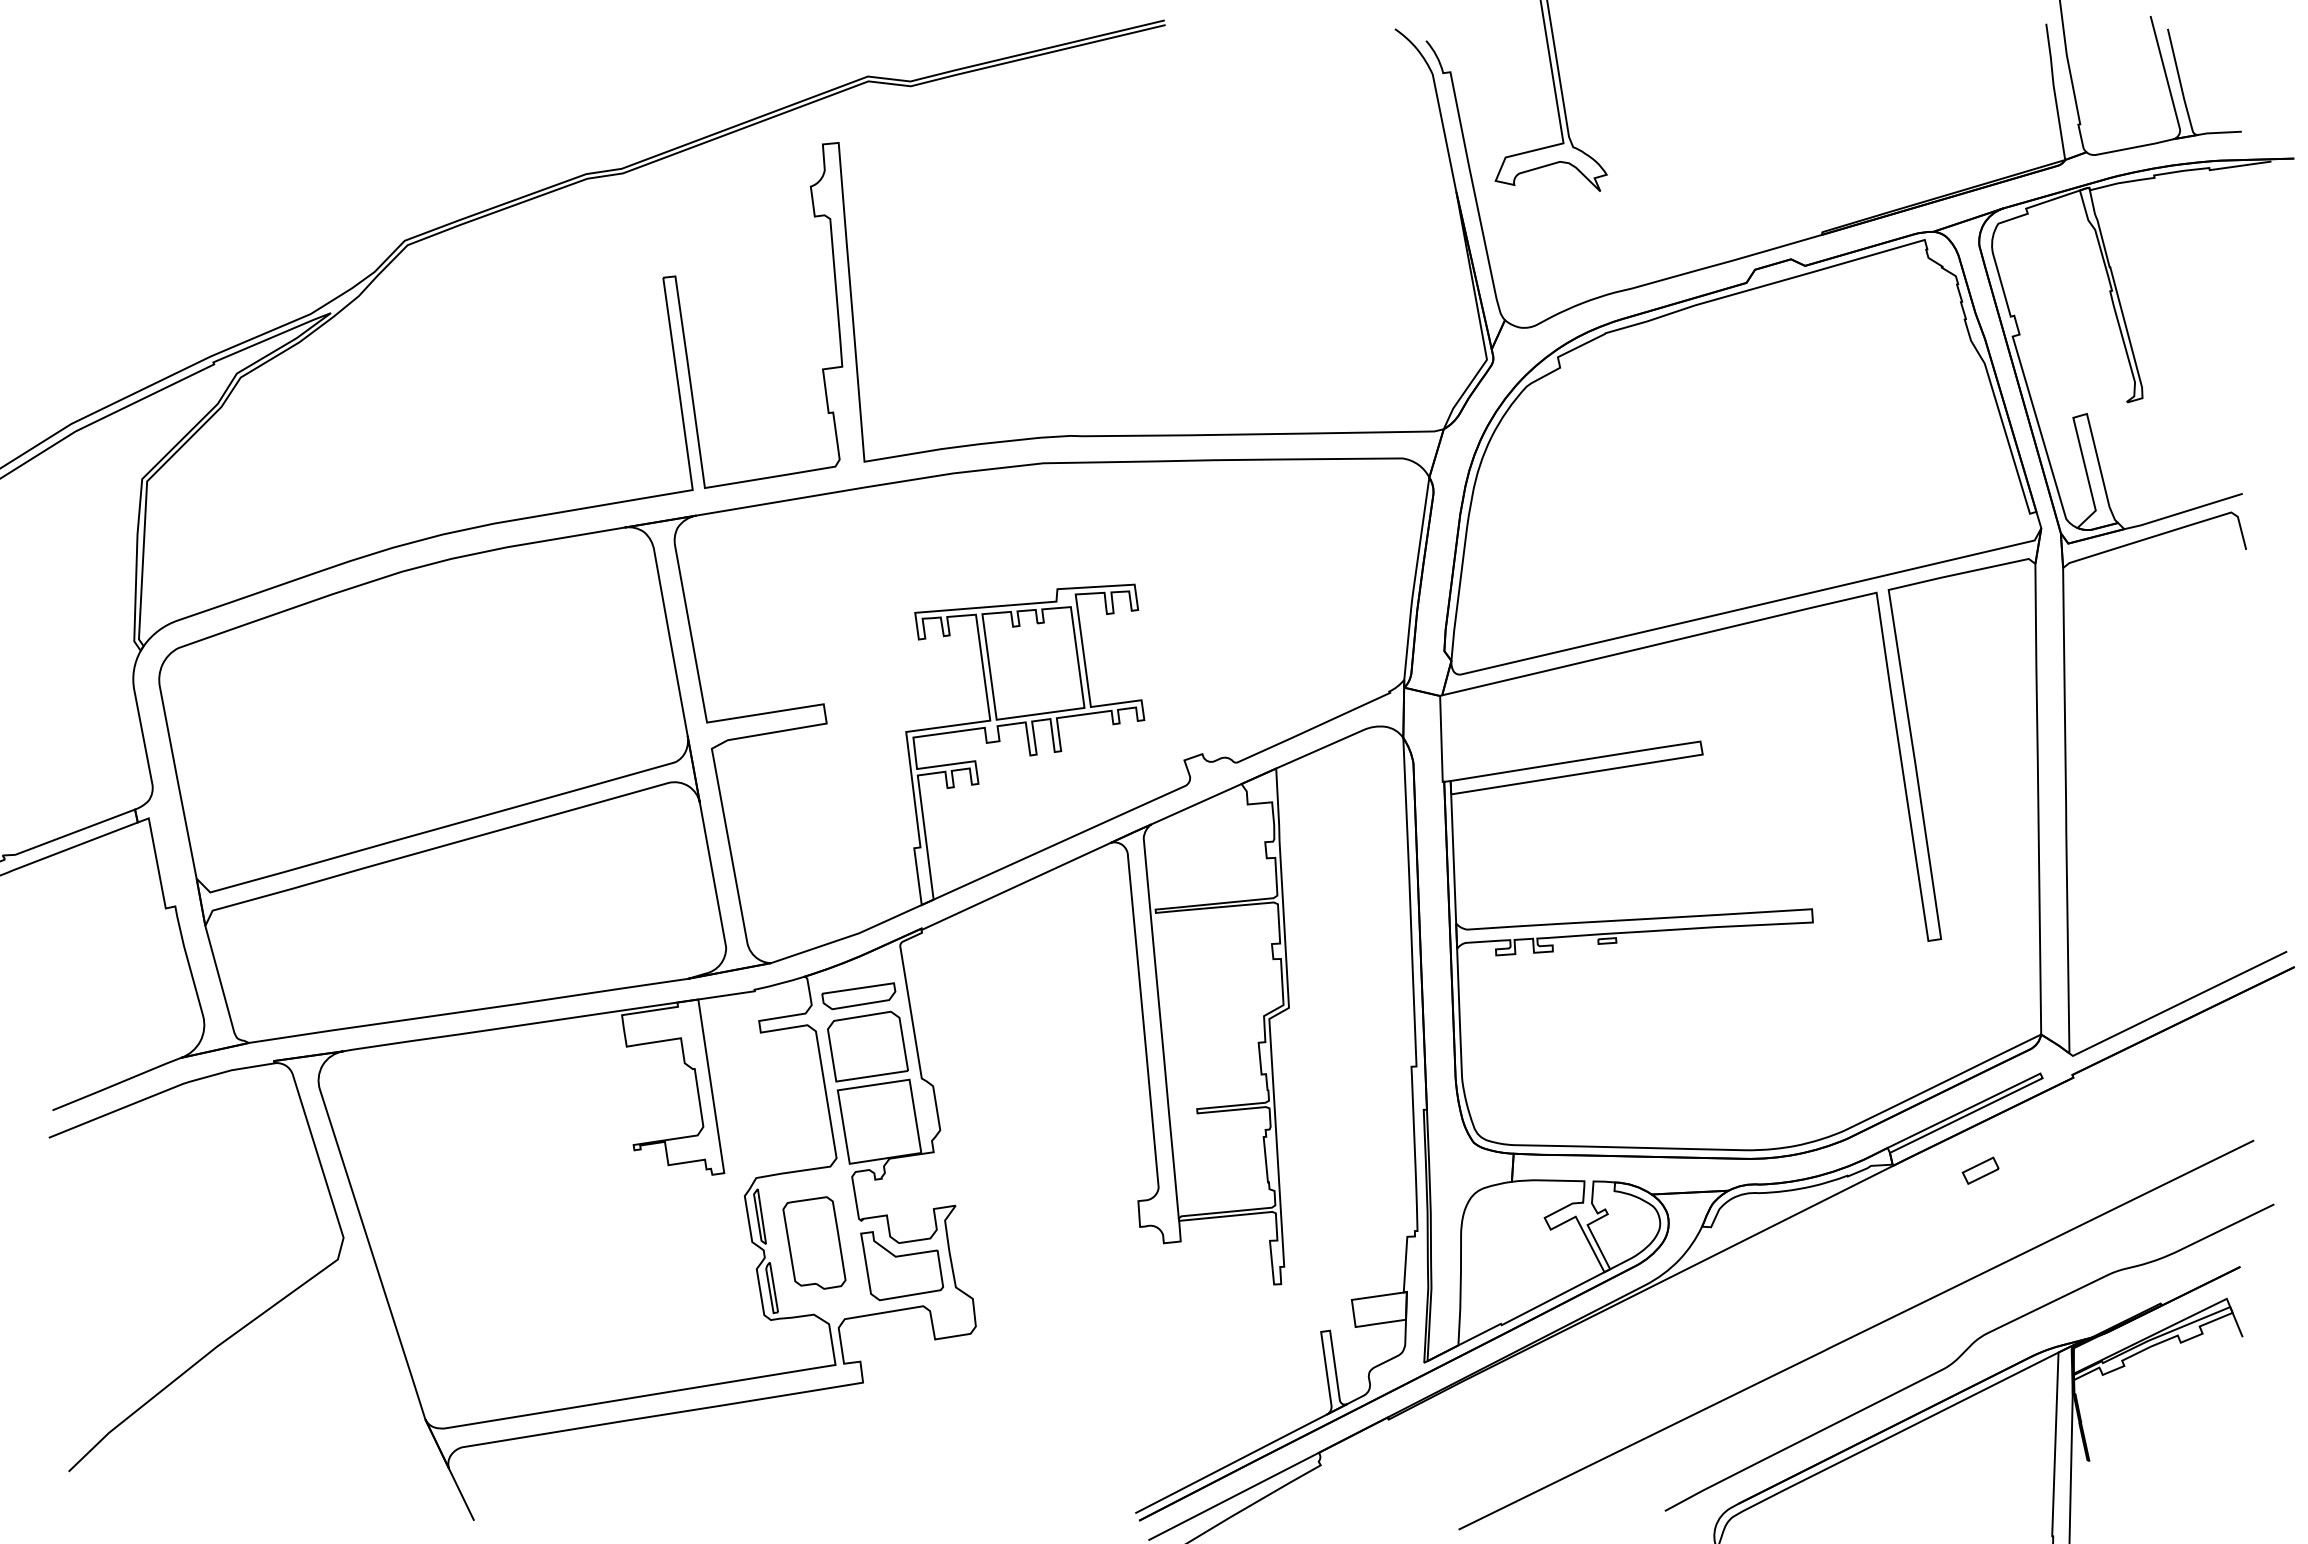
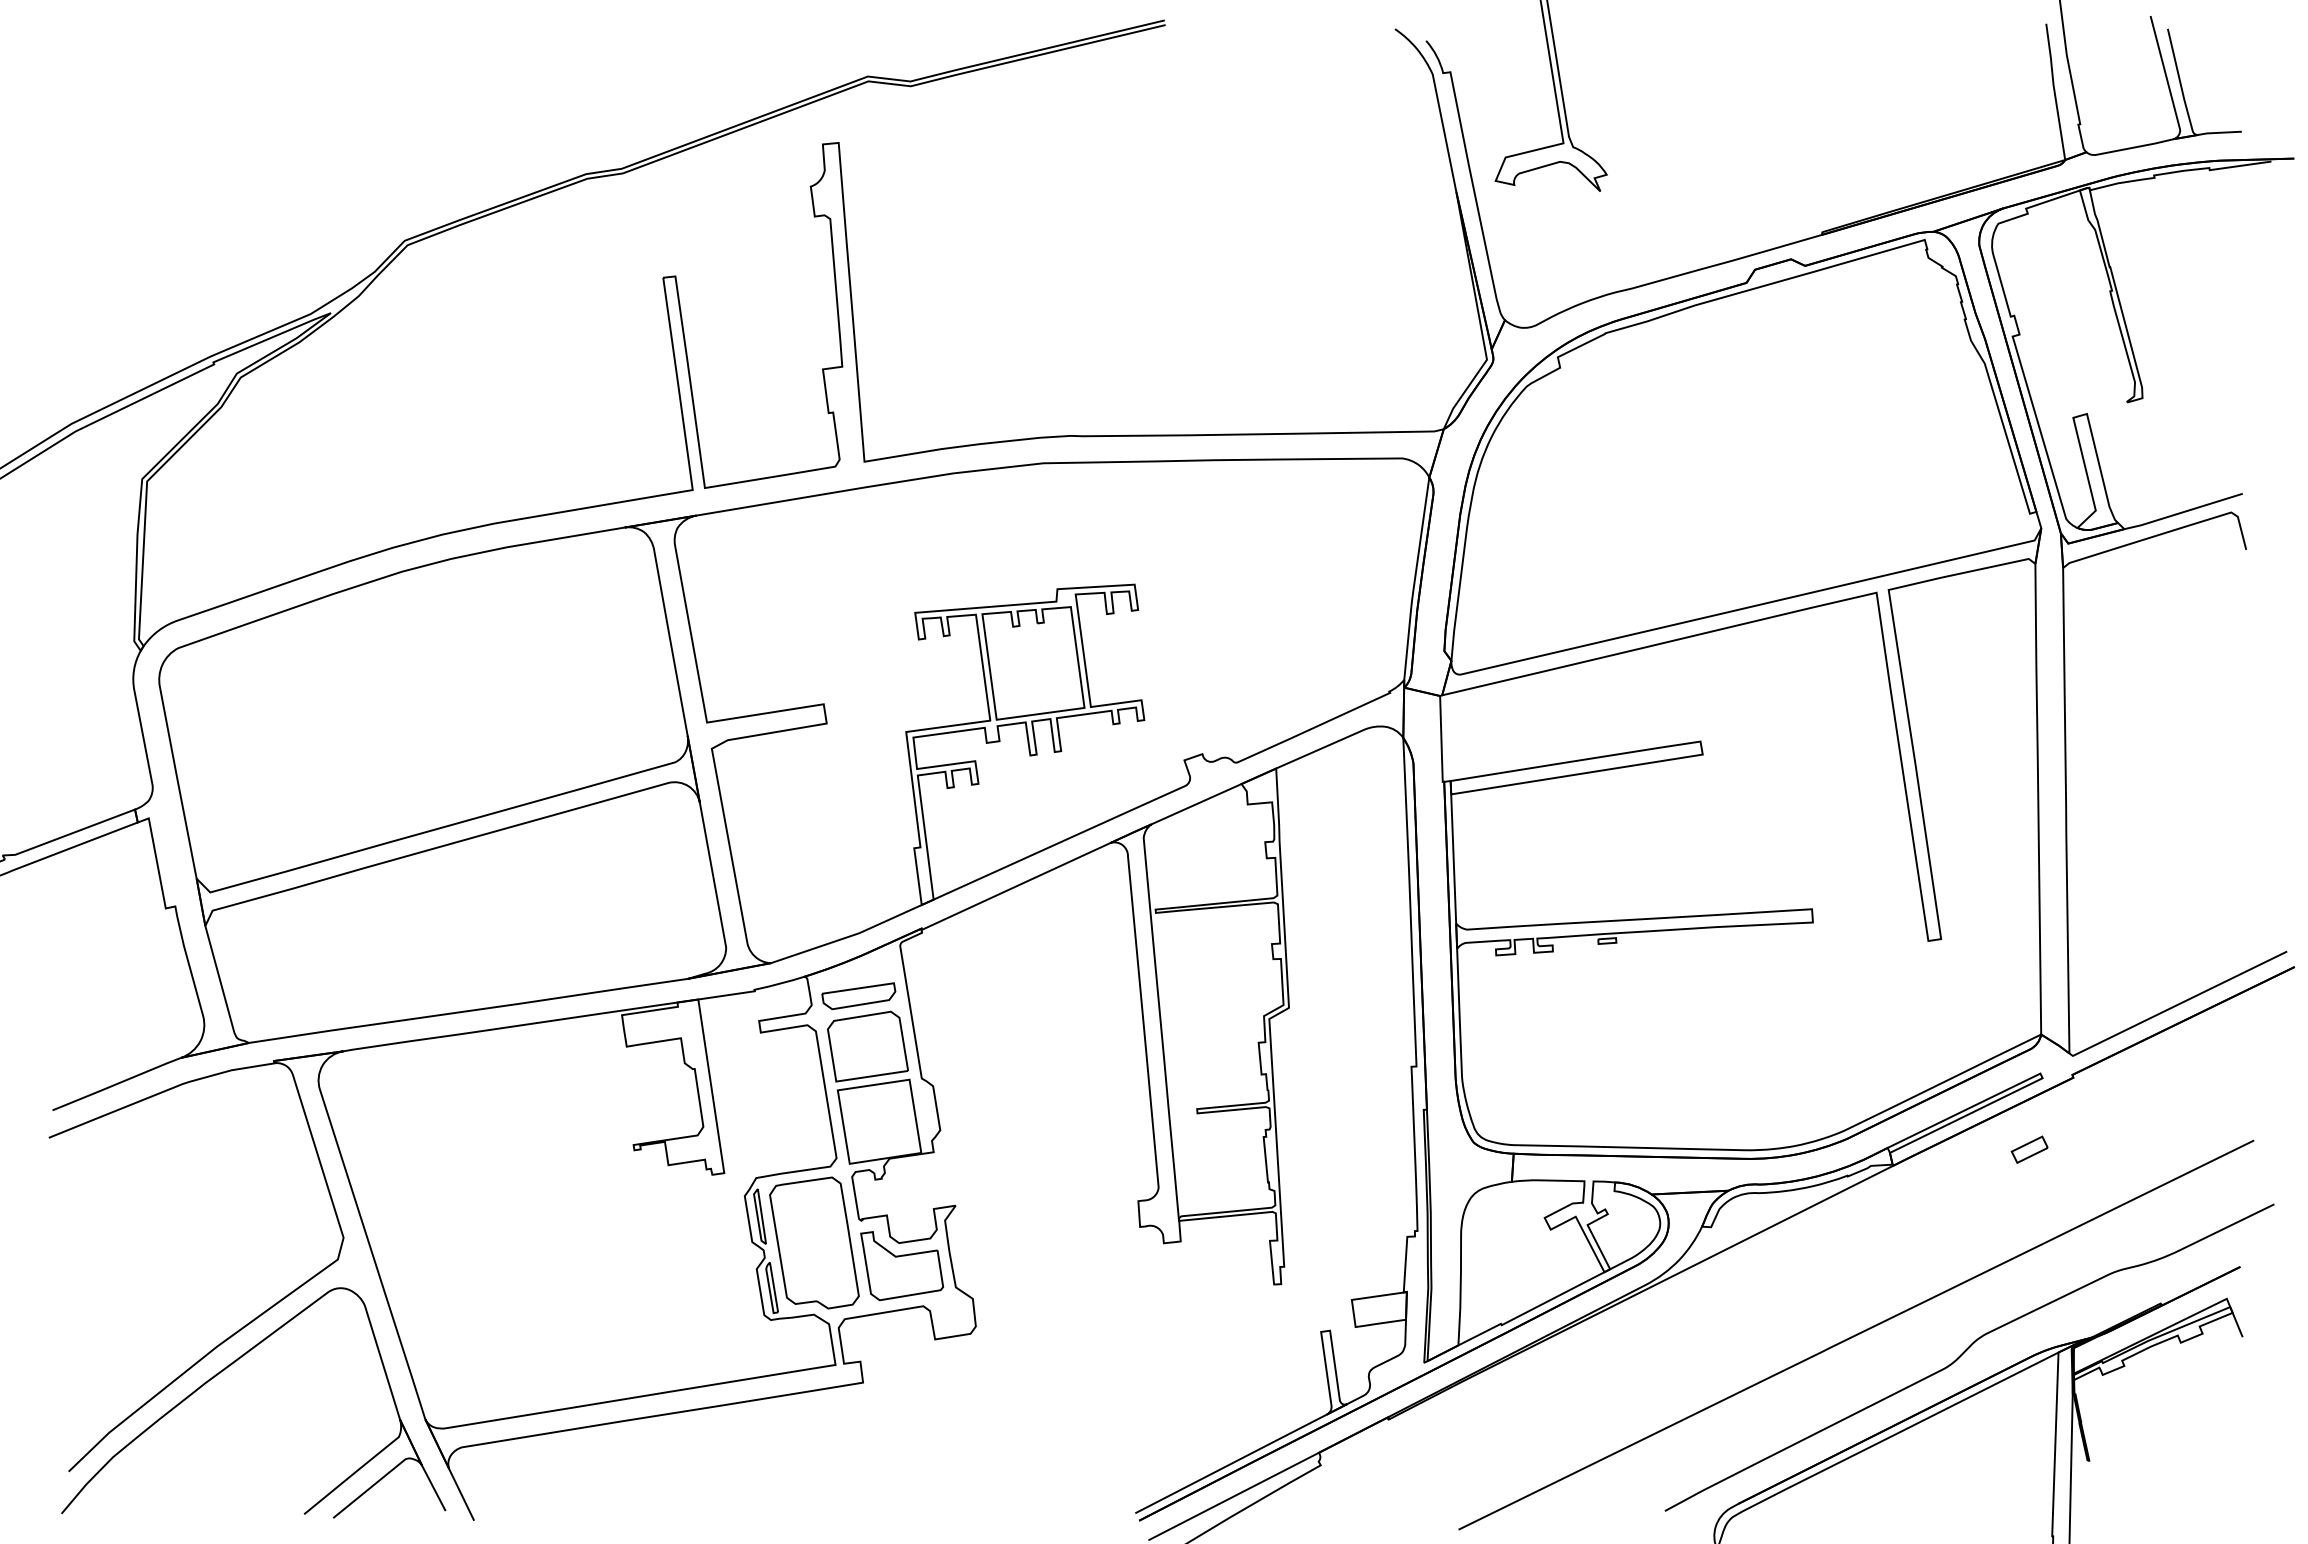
part position: (1980, 1170) -> (2029, 1149) (2029, 1149)
part size: 65x94 px -> 91x134 px (814, 1242)
part: none -> present (227, 1368)
